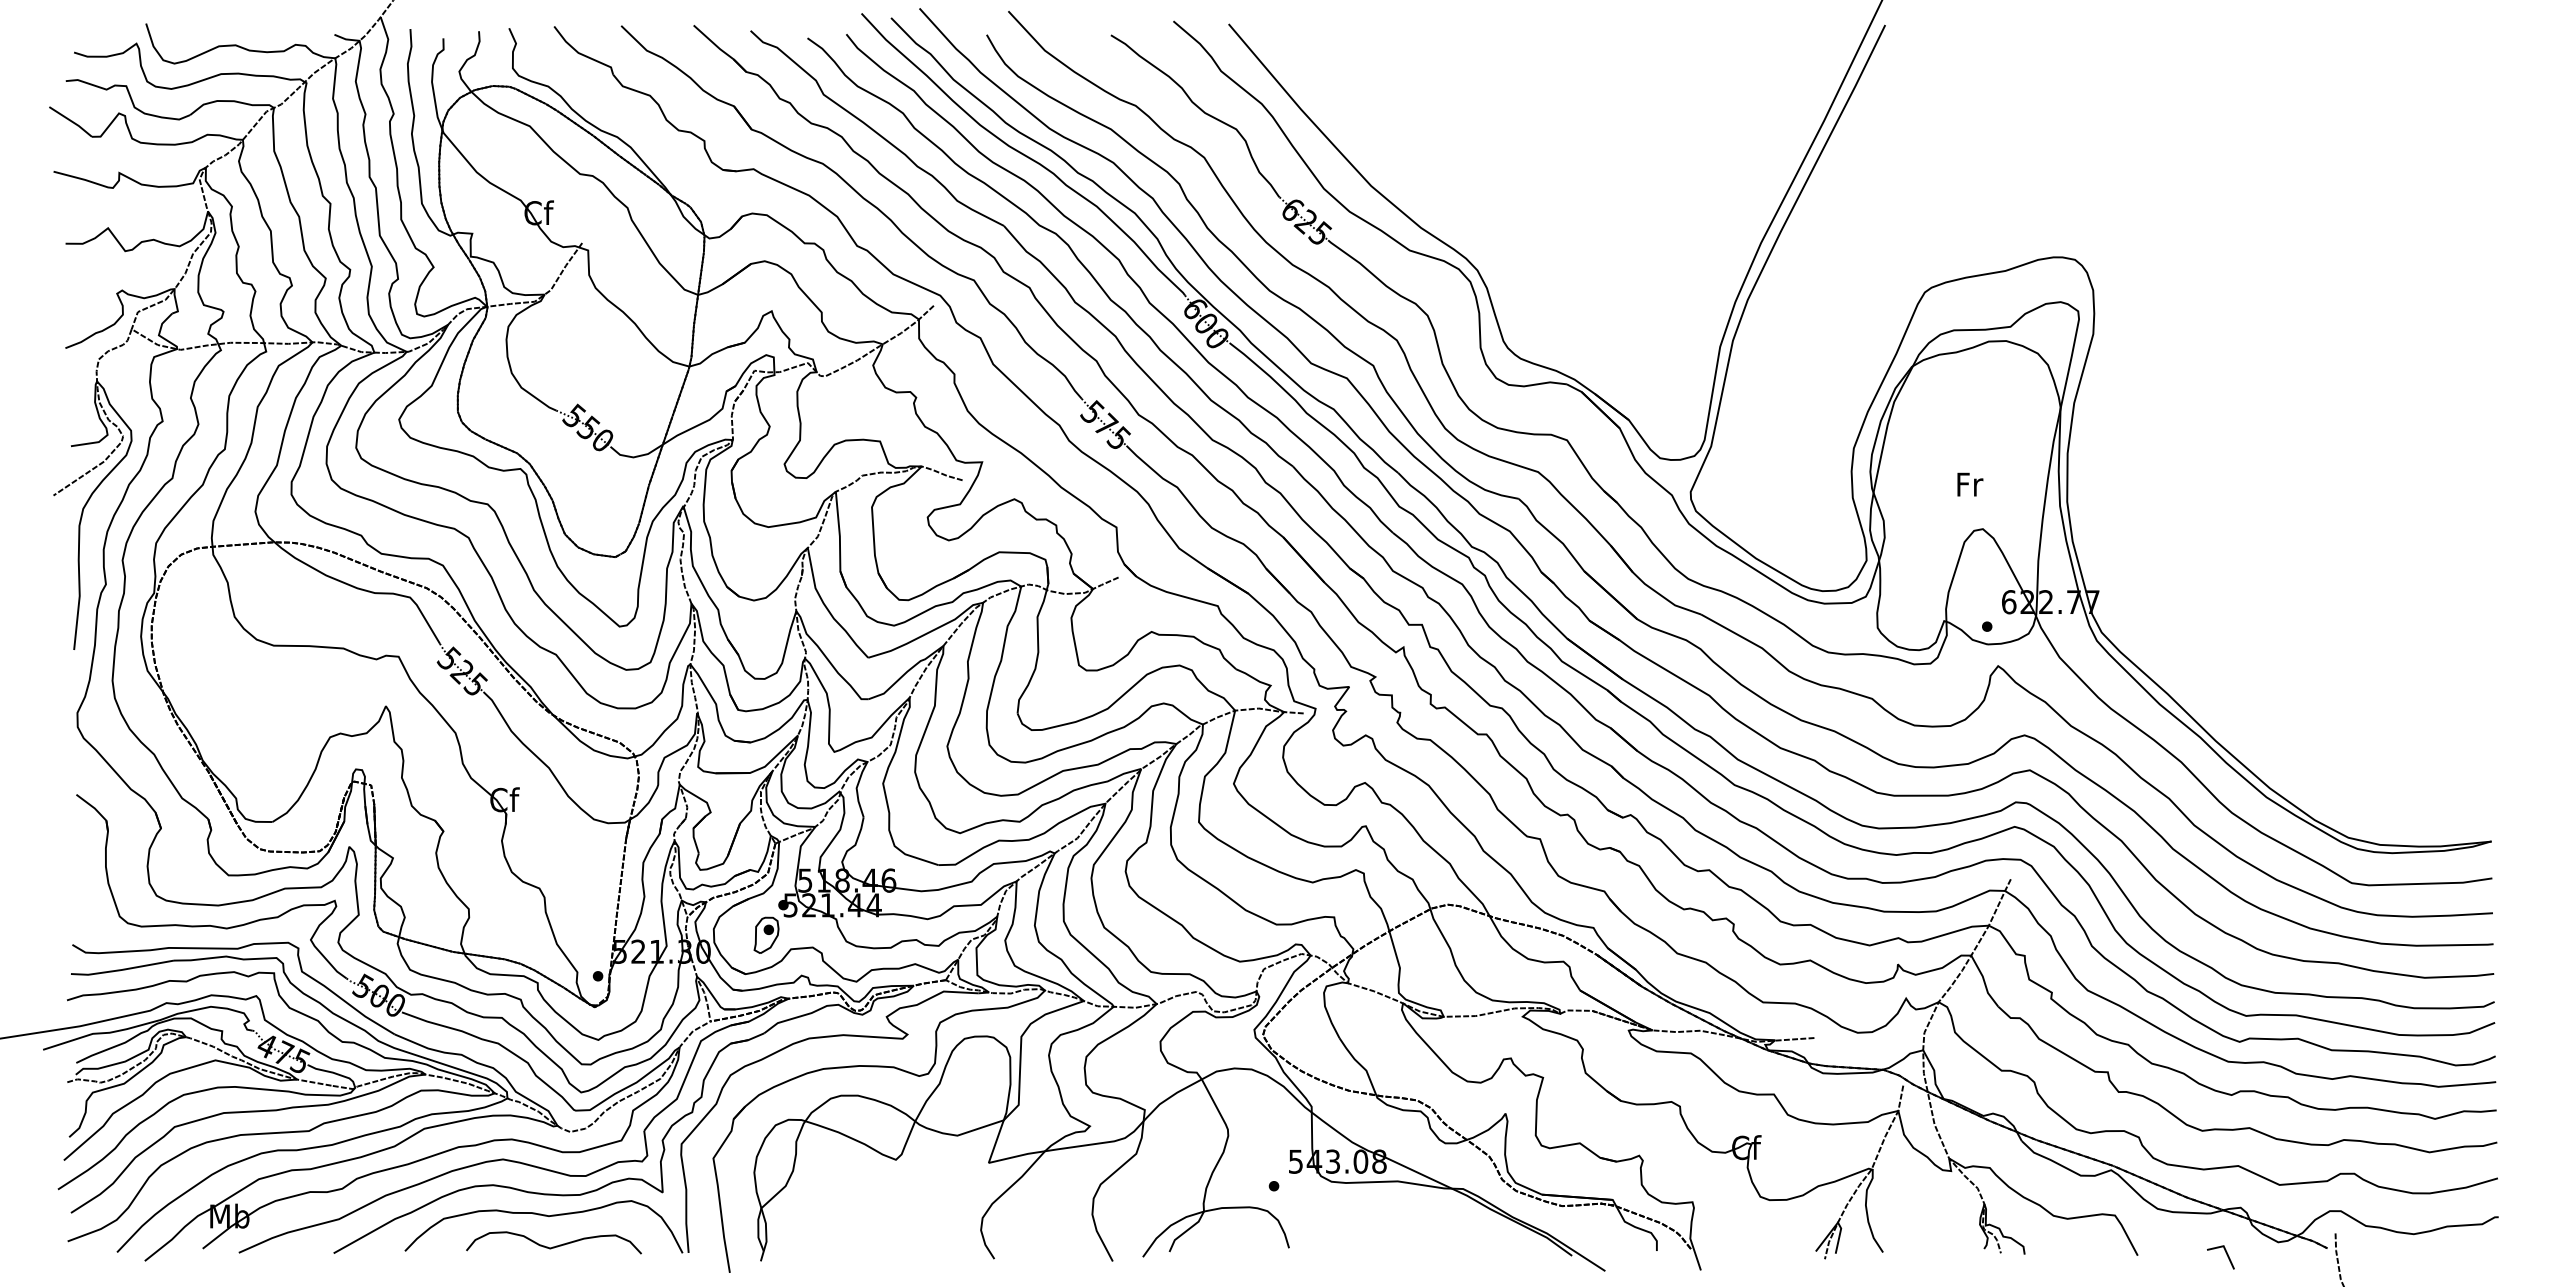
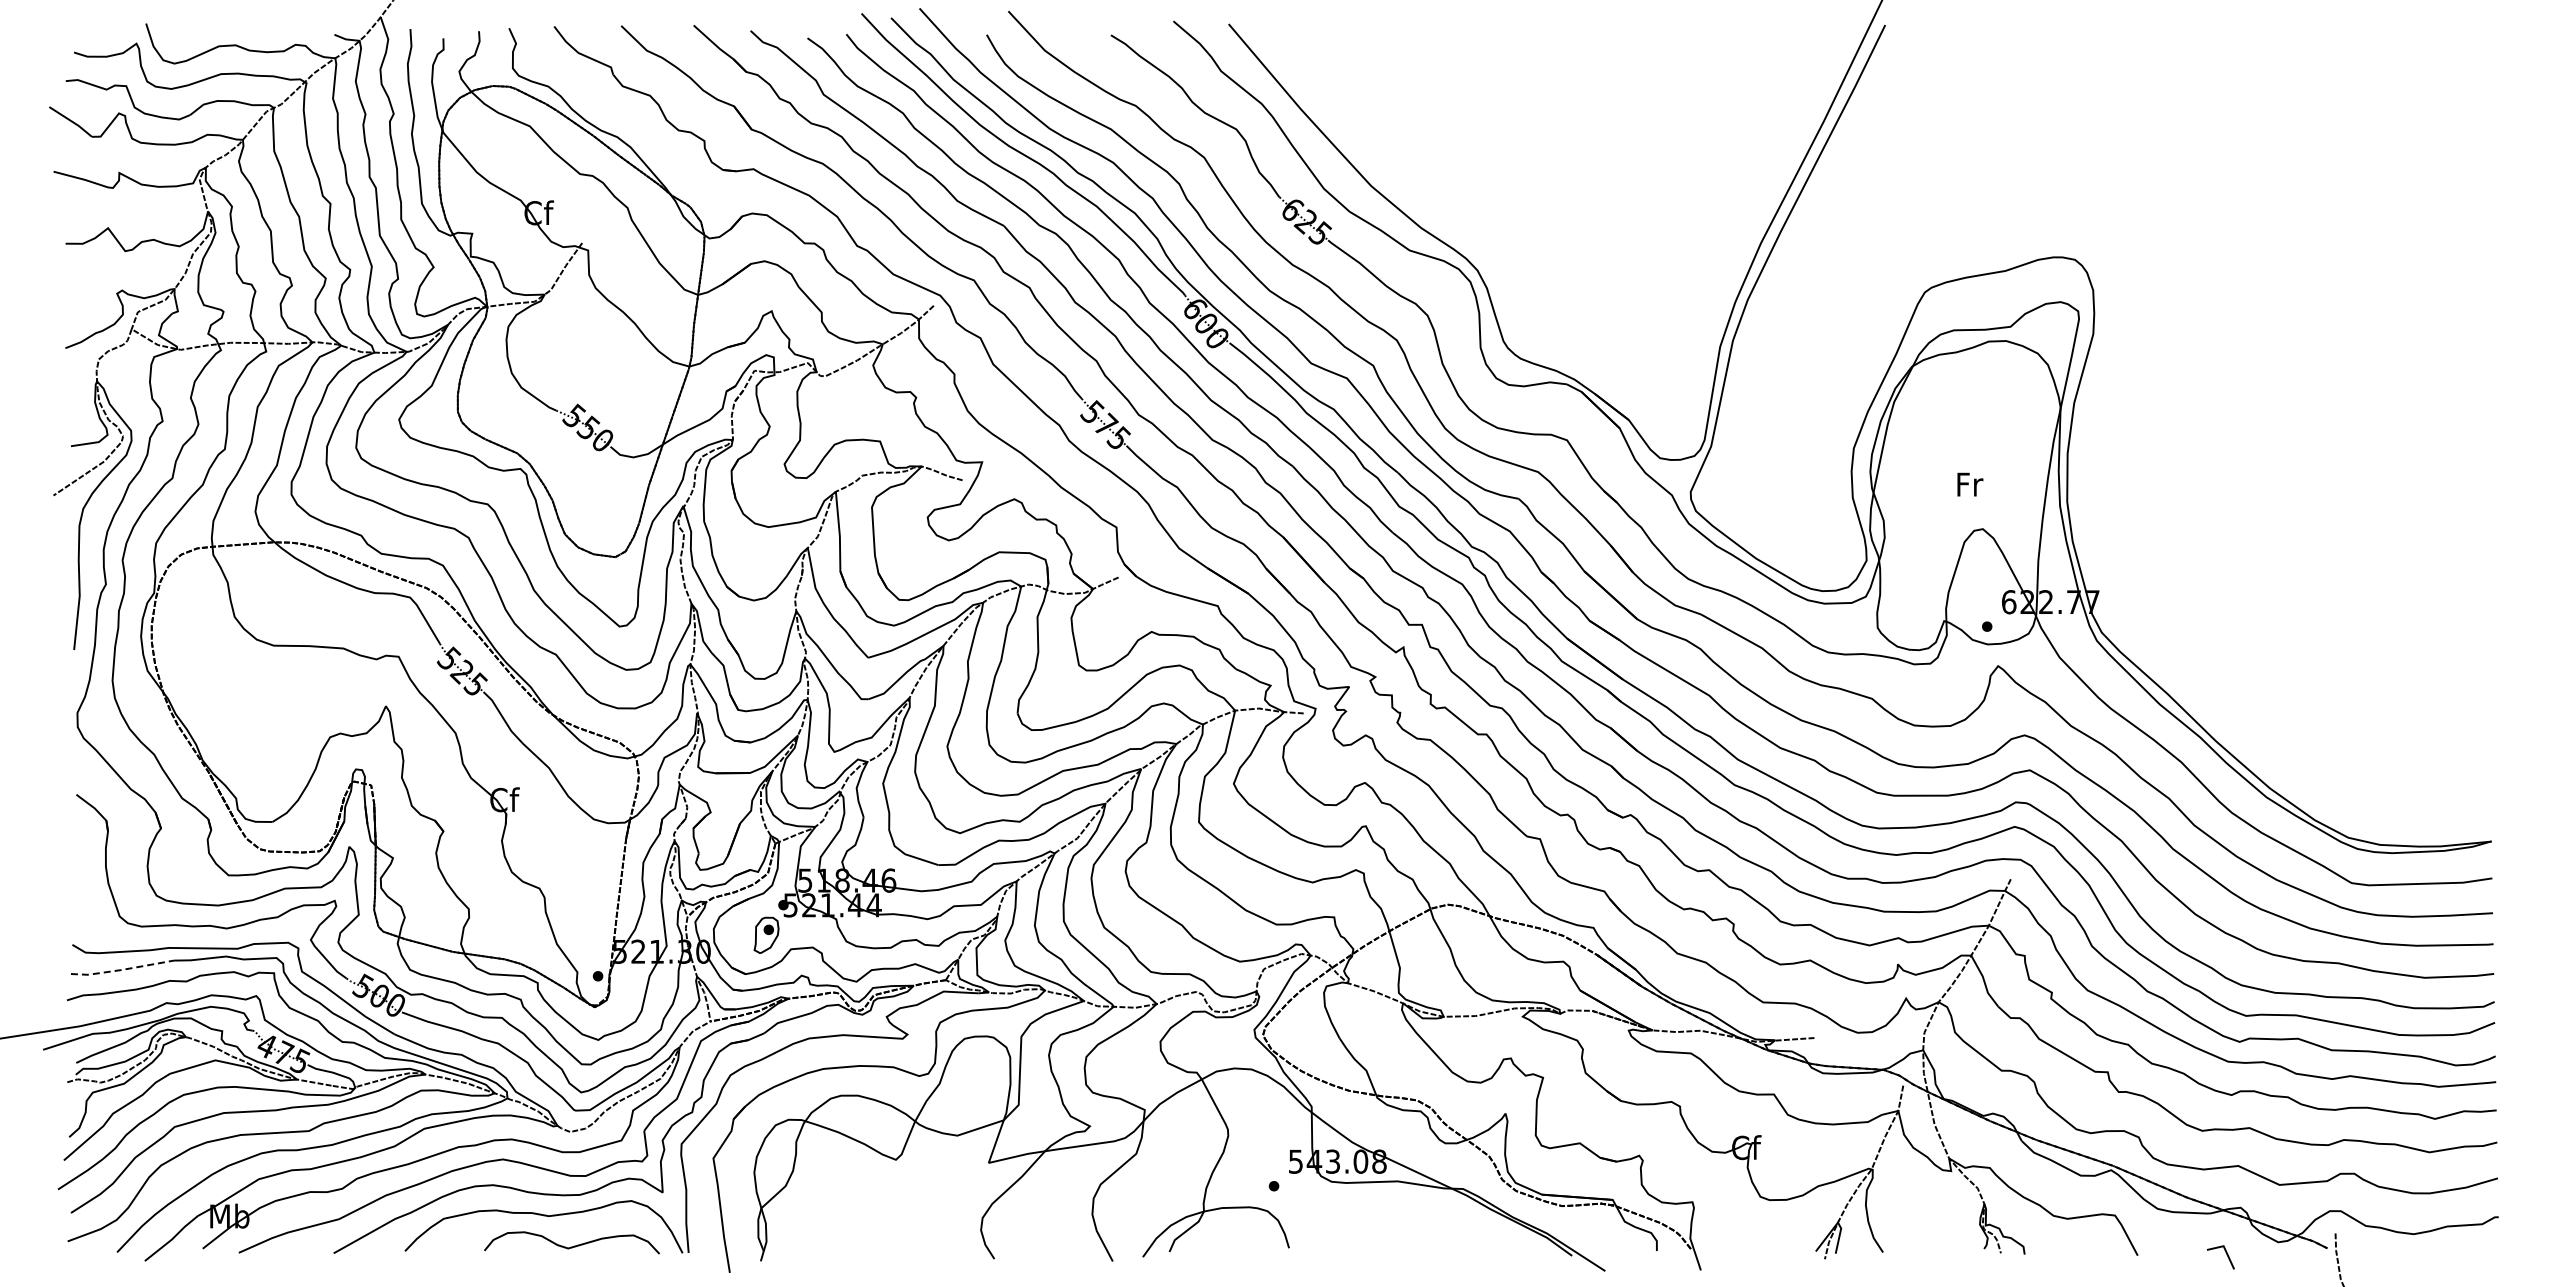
line: solid -> dashed (121, 970)
curve position: (553, 1246) -> (571, 1246) (571, 1246)
